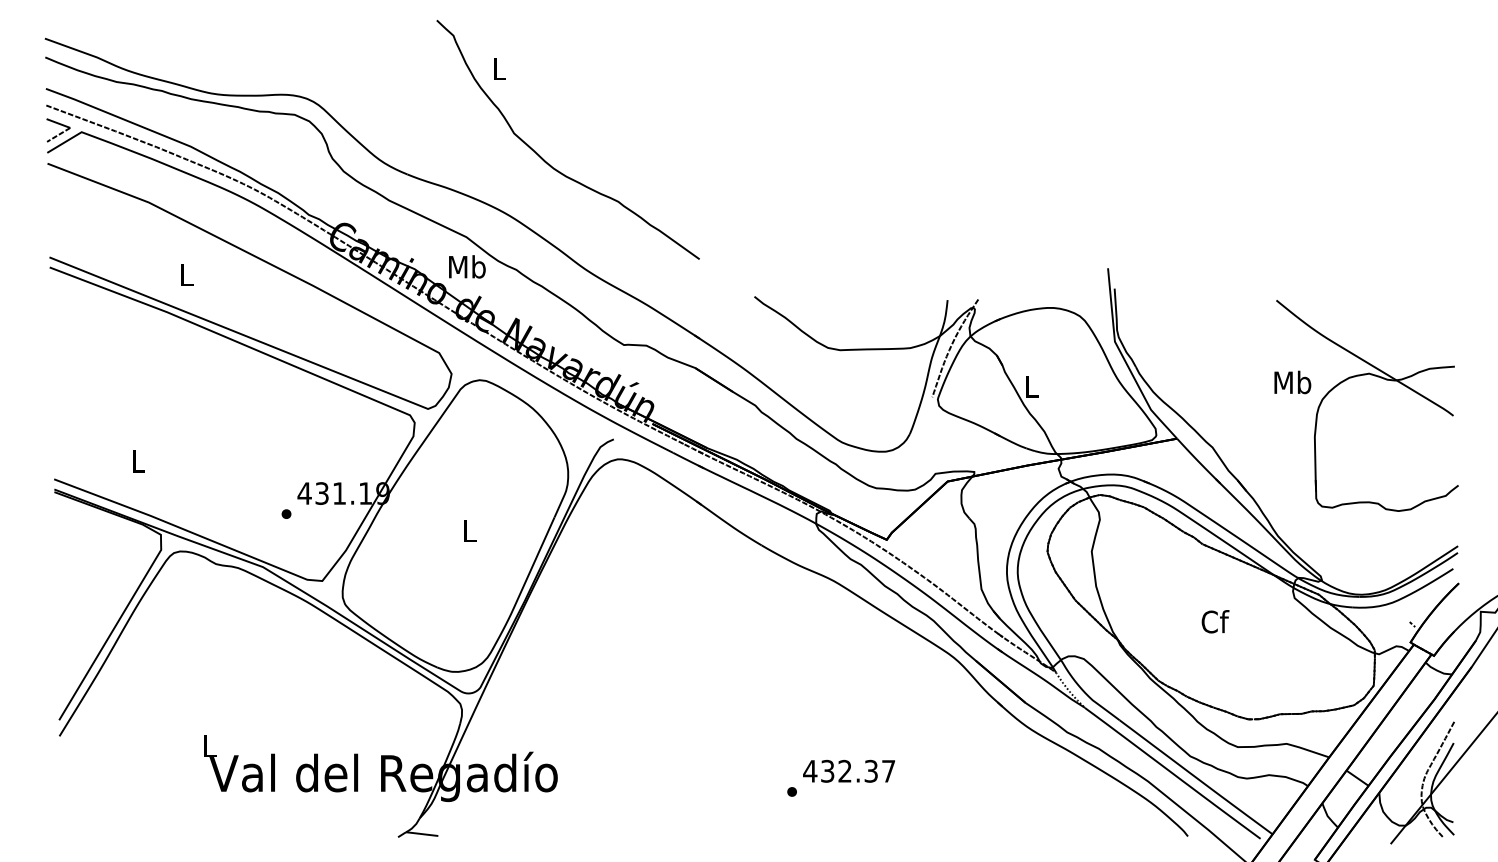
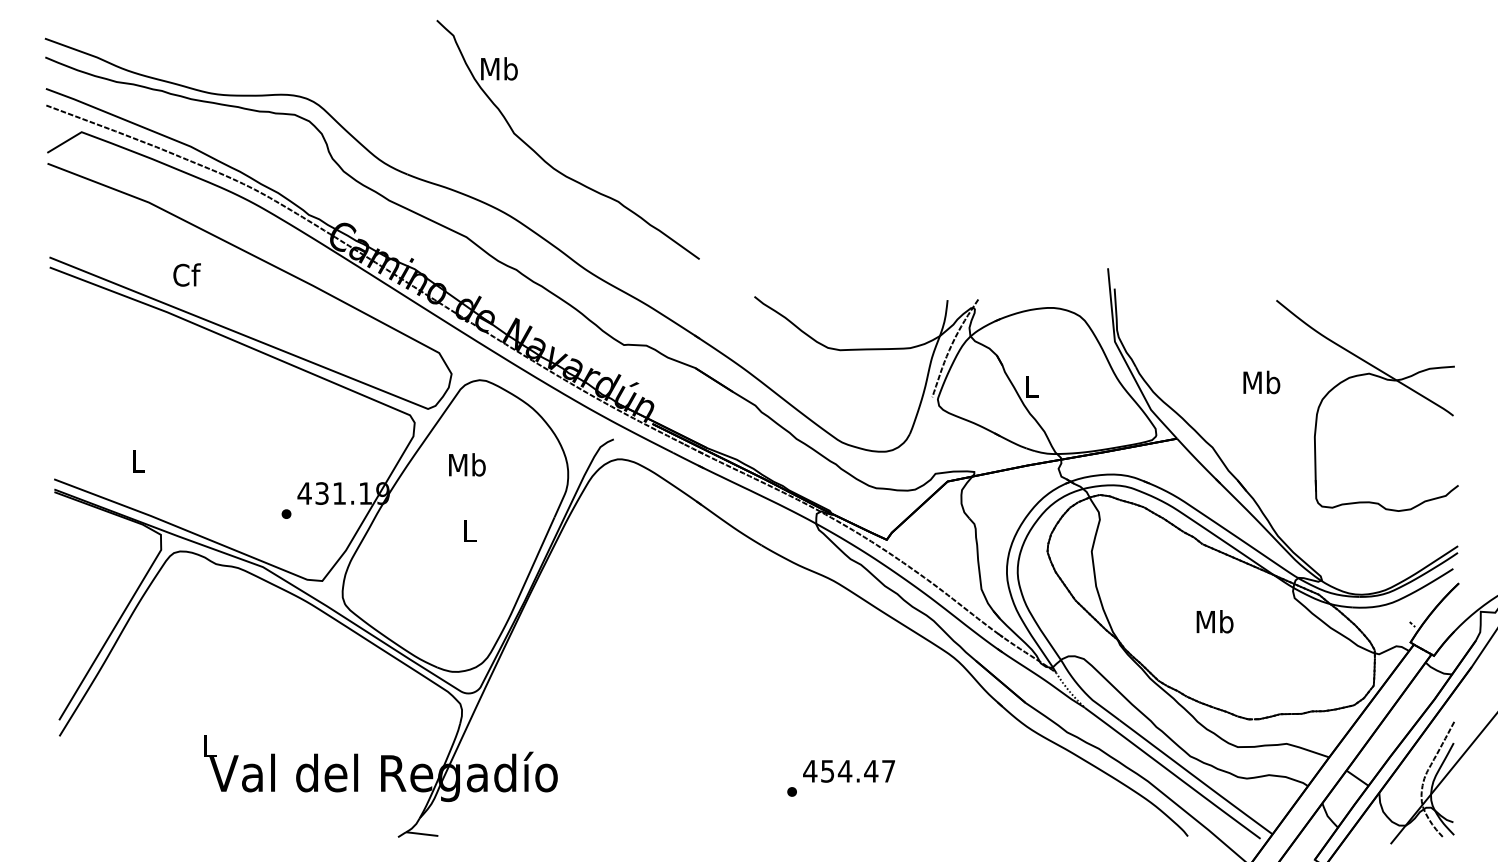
text: L -> Mb (499, 68)
part: present -> none (58, 130)
text position: (467, 266) -> (467, 464) (467, 464)
text: L -> Cf (186, 274)
text position: (1292, 382) -> (1261, 382) (1261, 382)
text: Cf -> Mb (1214, 621)
text: 432.37 -> 454.47 (849, 770)
